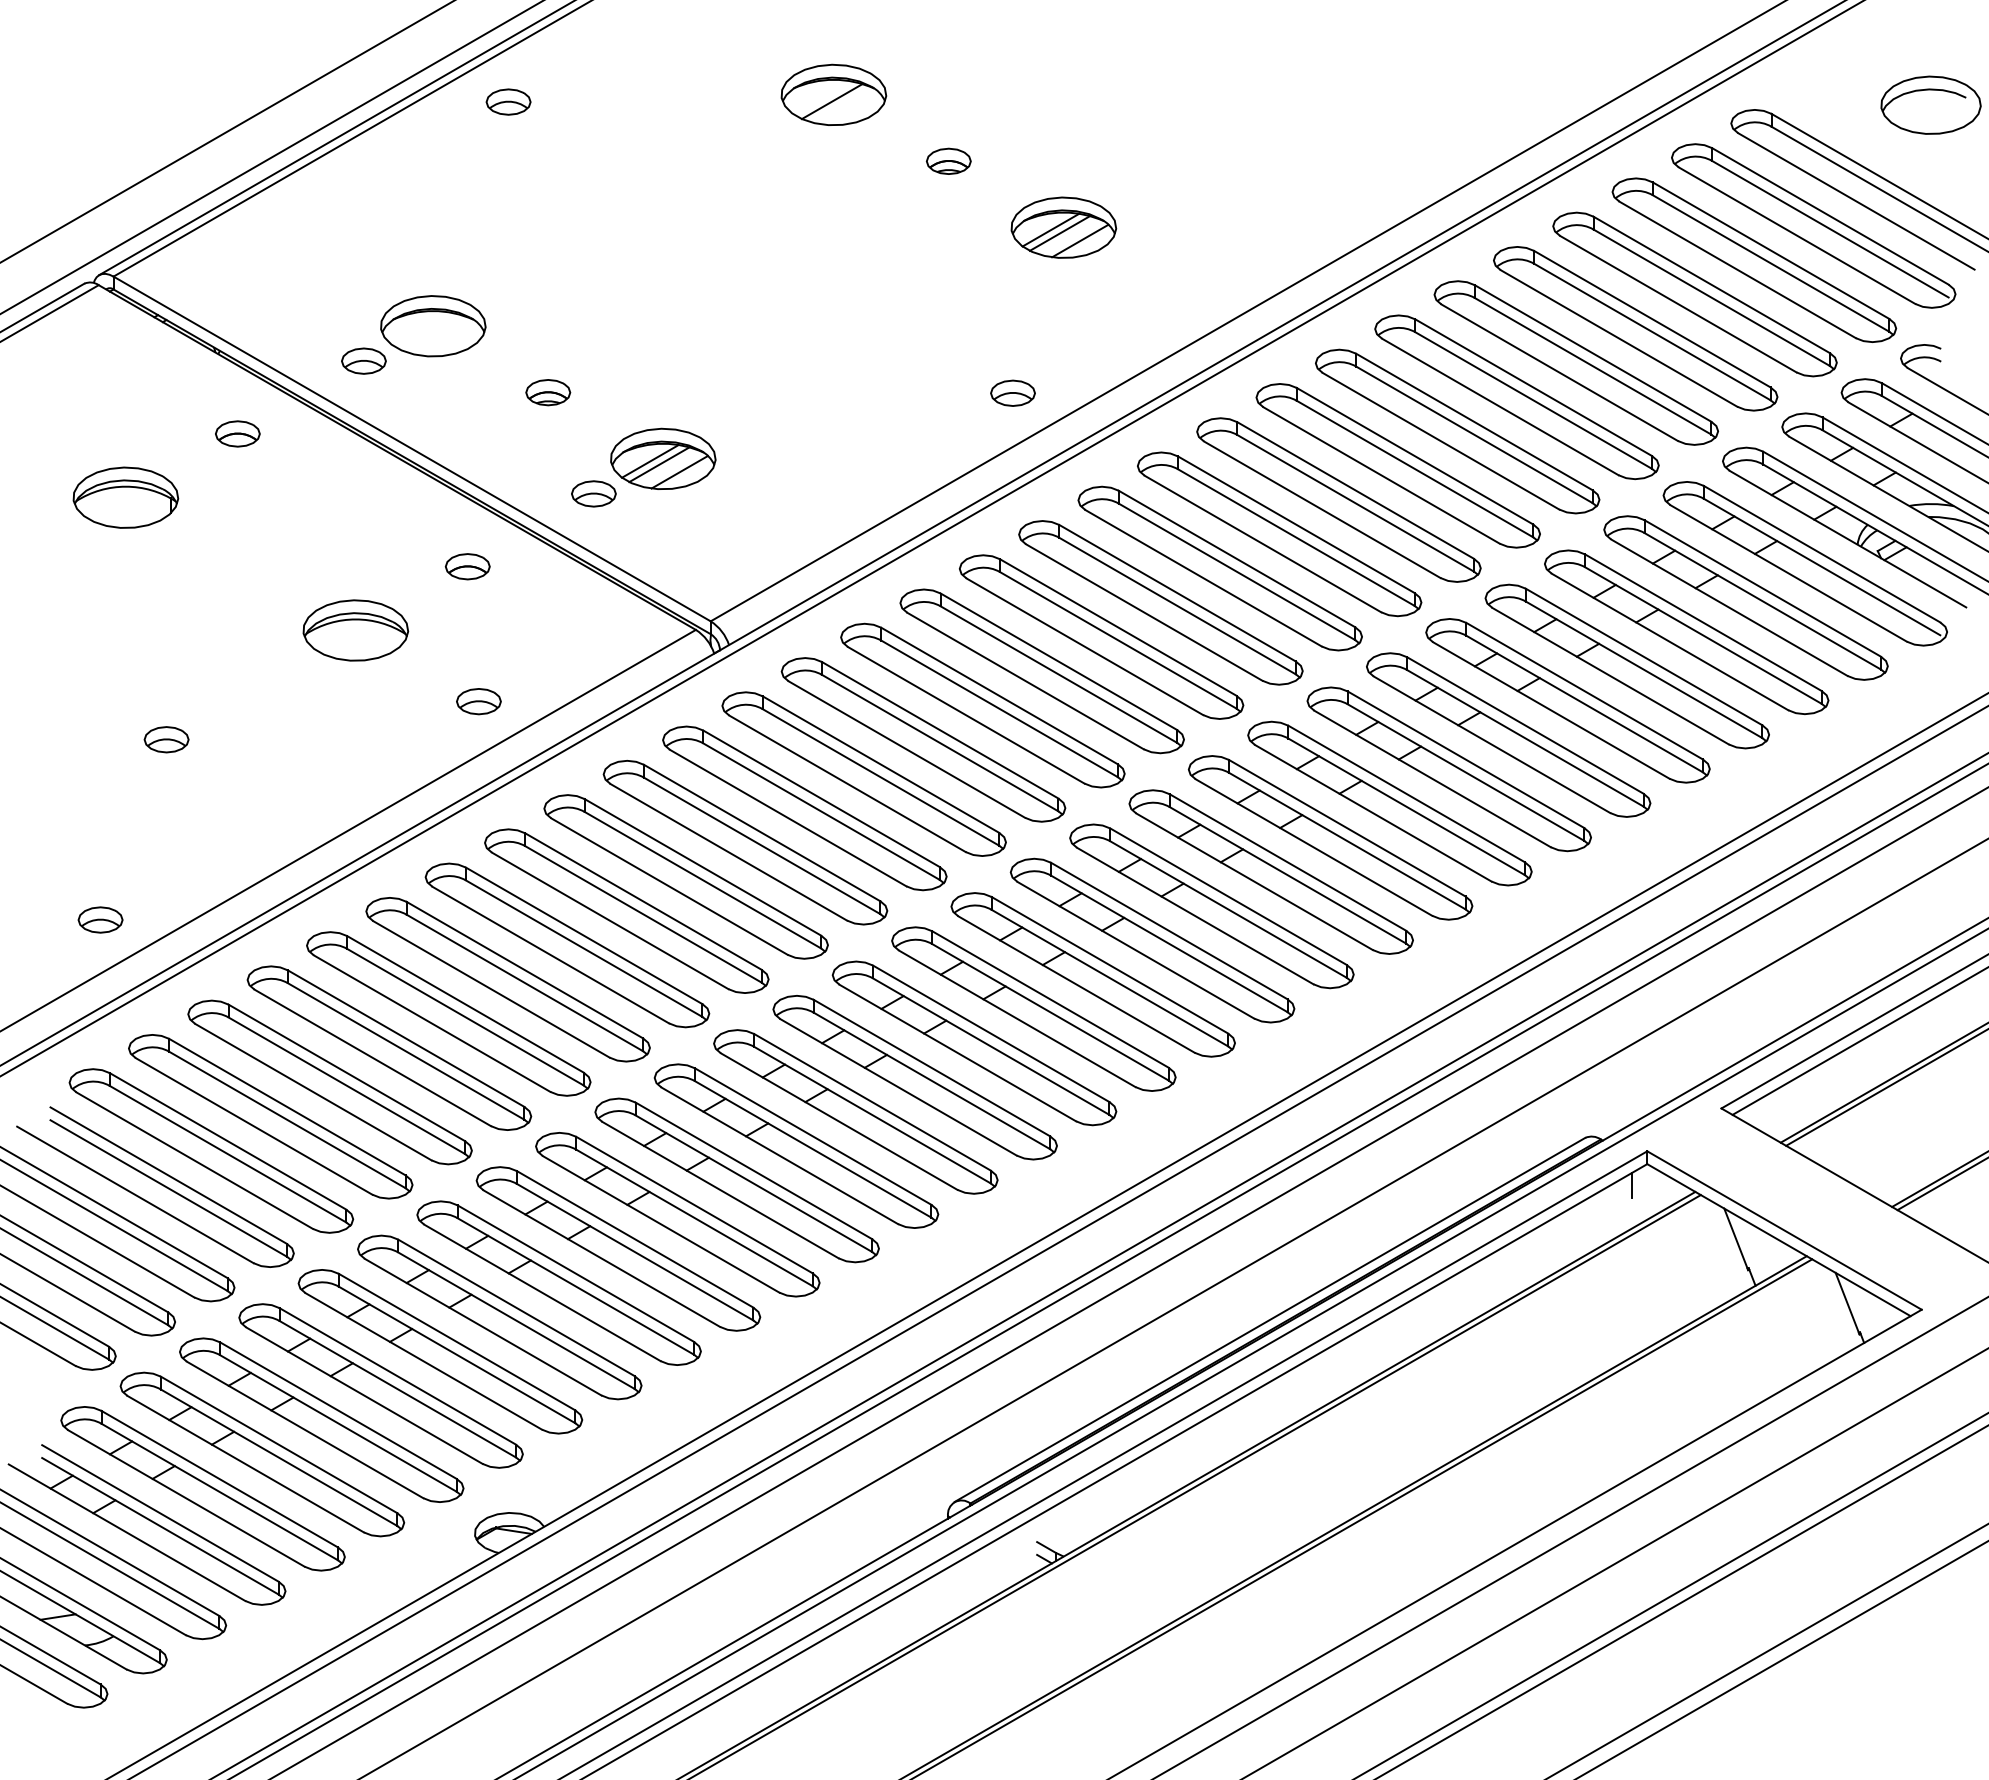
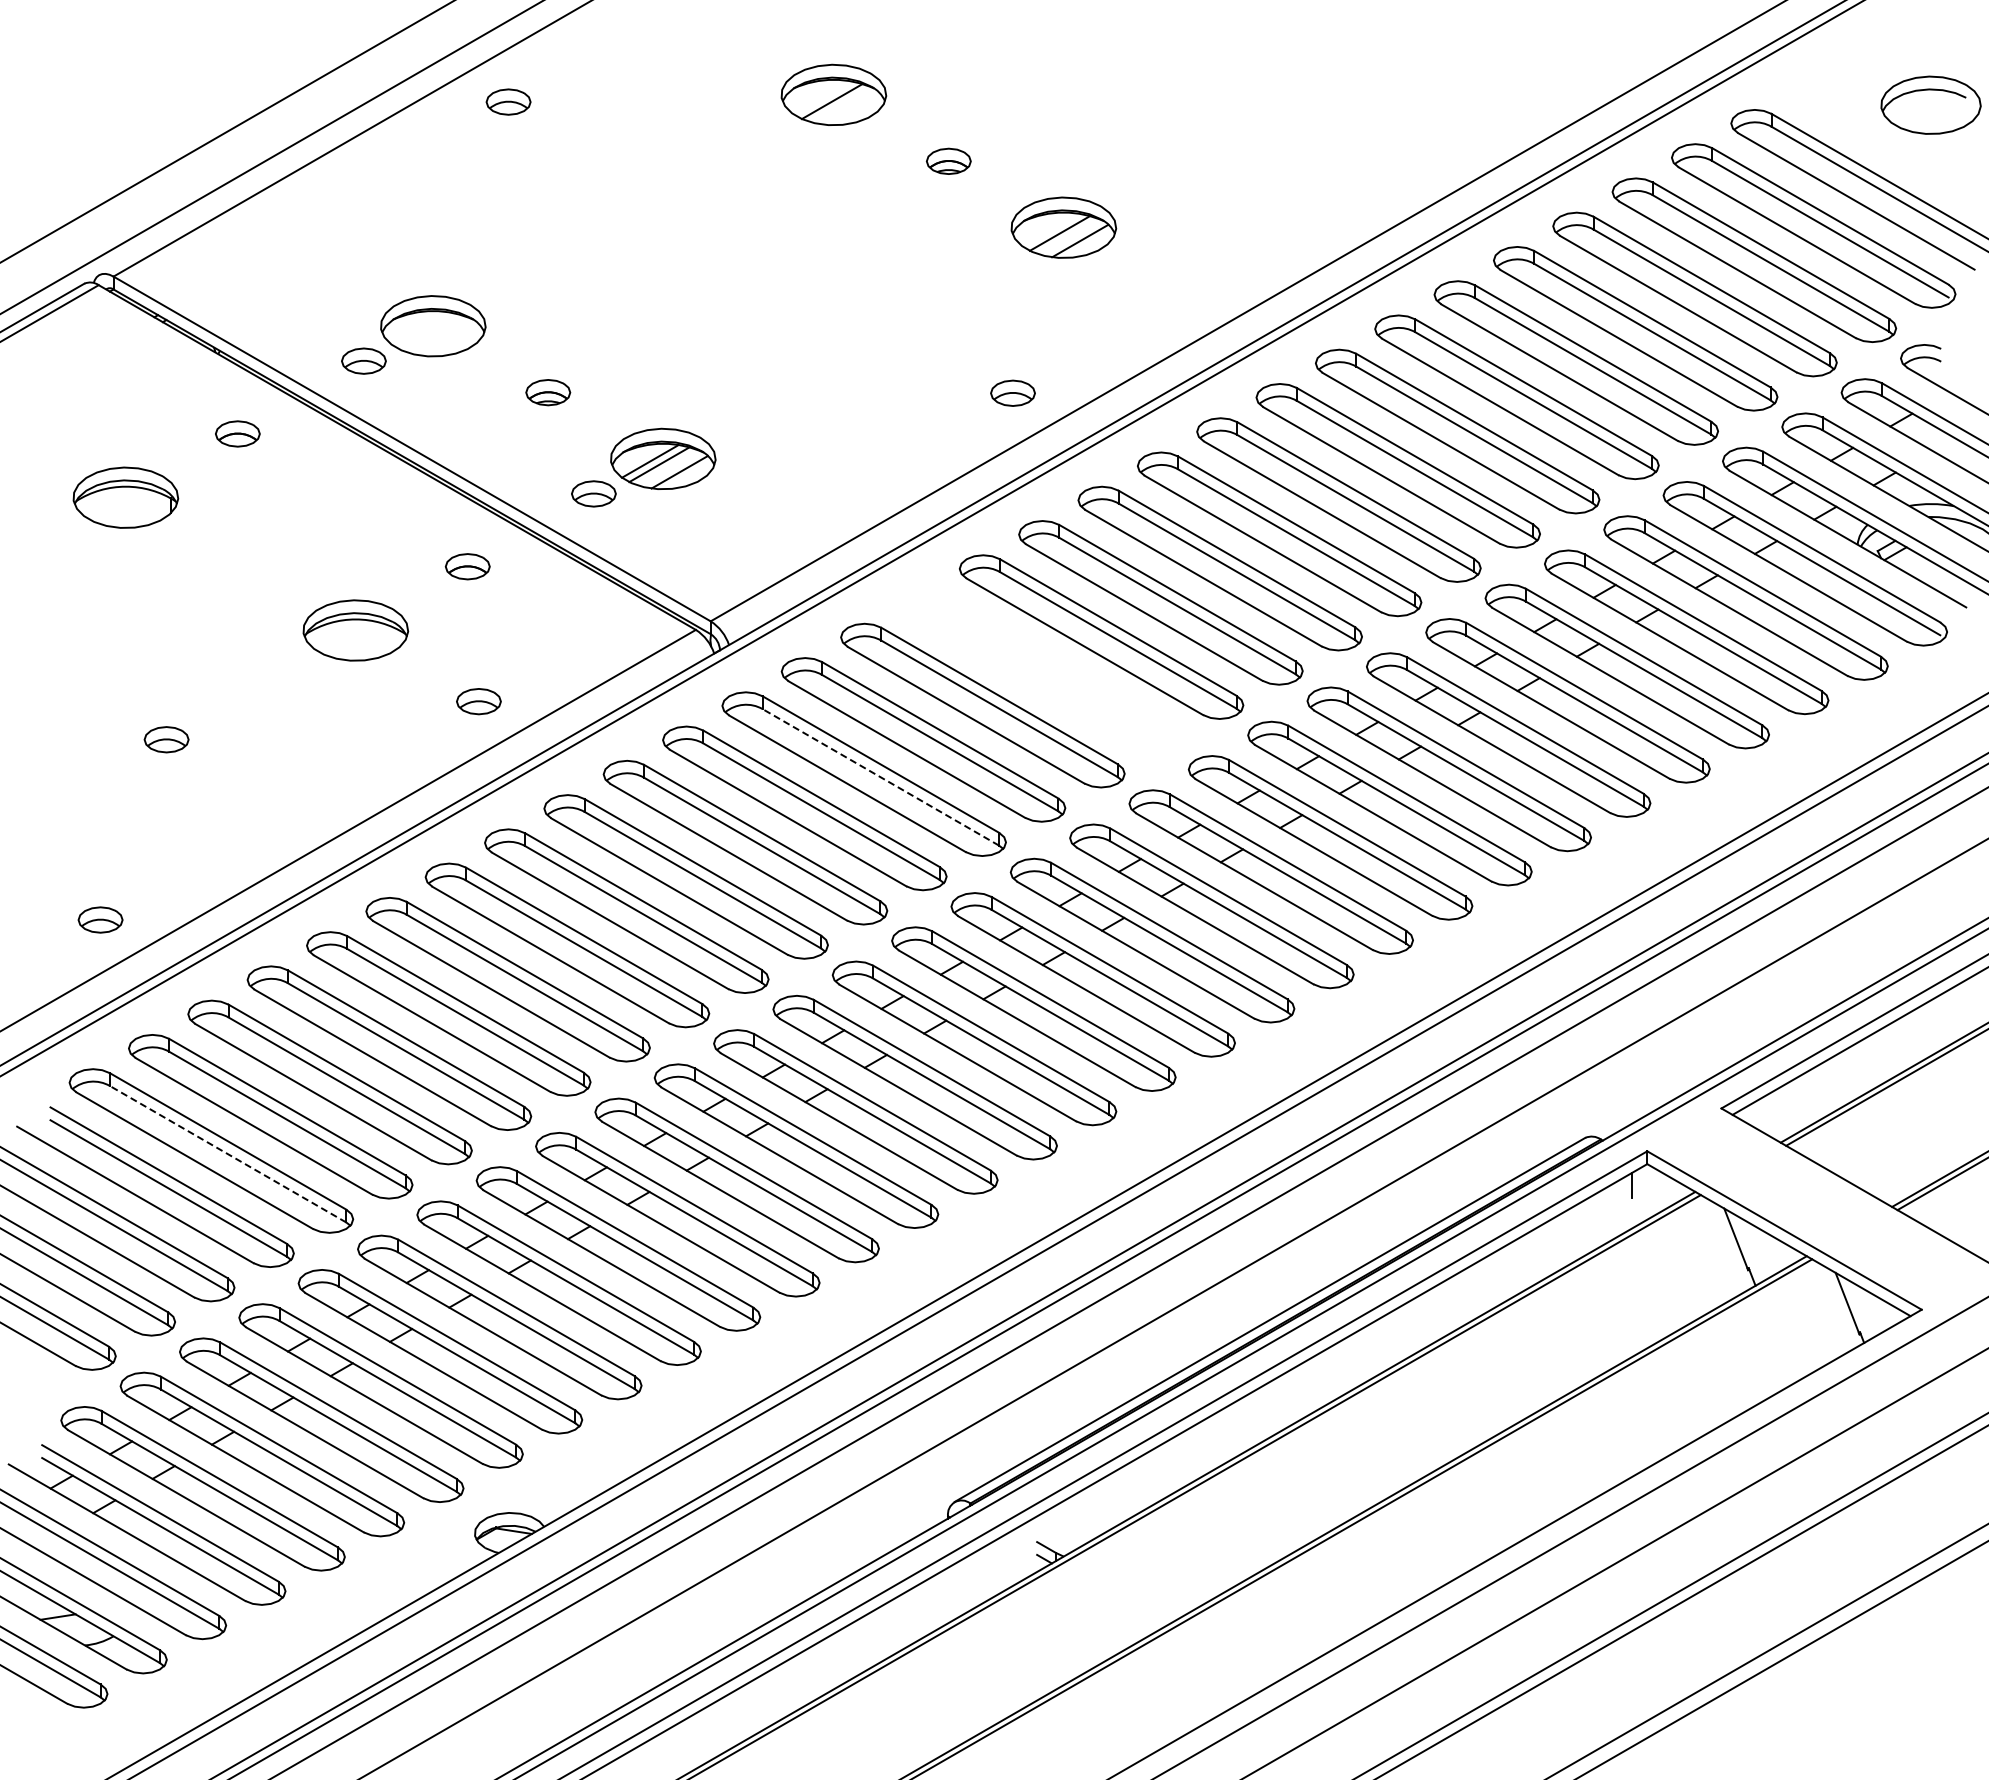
line: present -> none (335, 138)
line: present -> none (1050, 229)
part: present -> none (1041, 671)
line: solid -> dashed (880, 777)
line: solid -> dashed (228, 1154)
